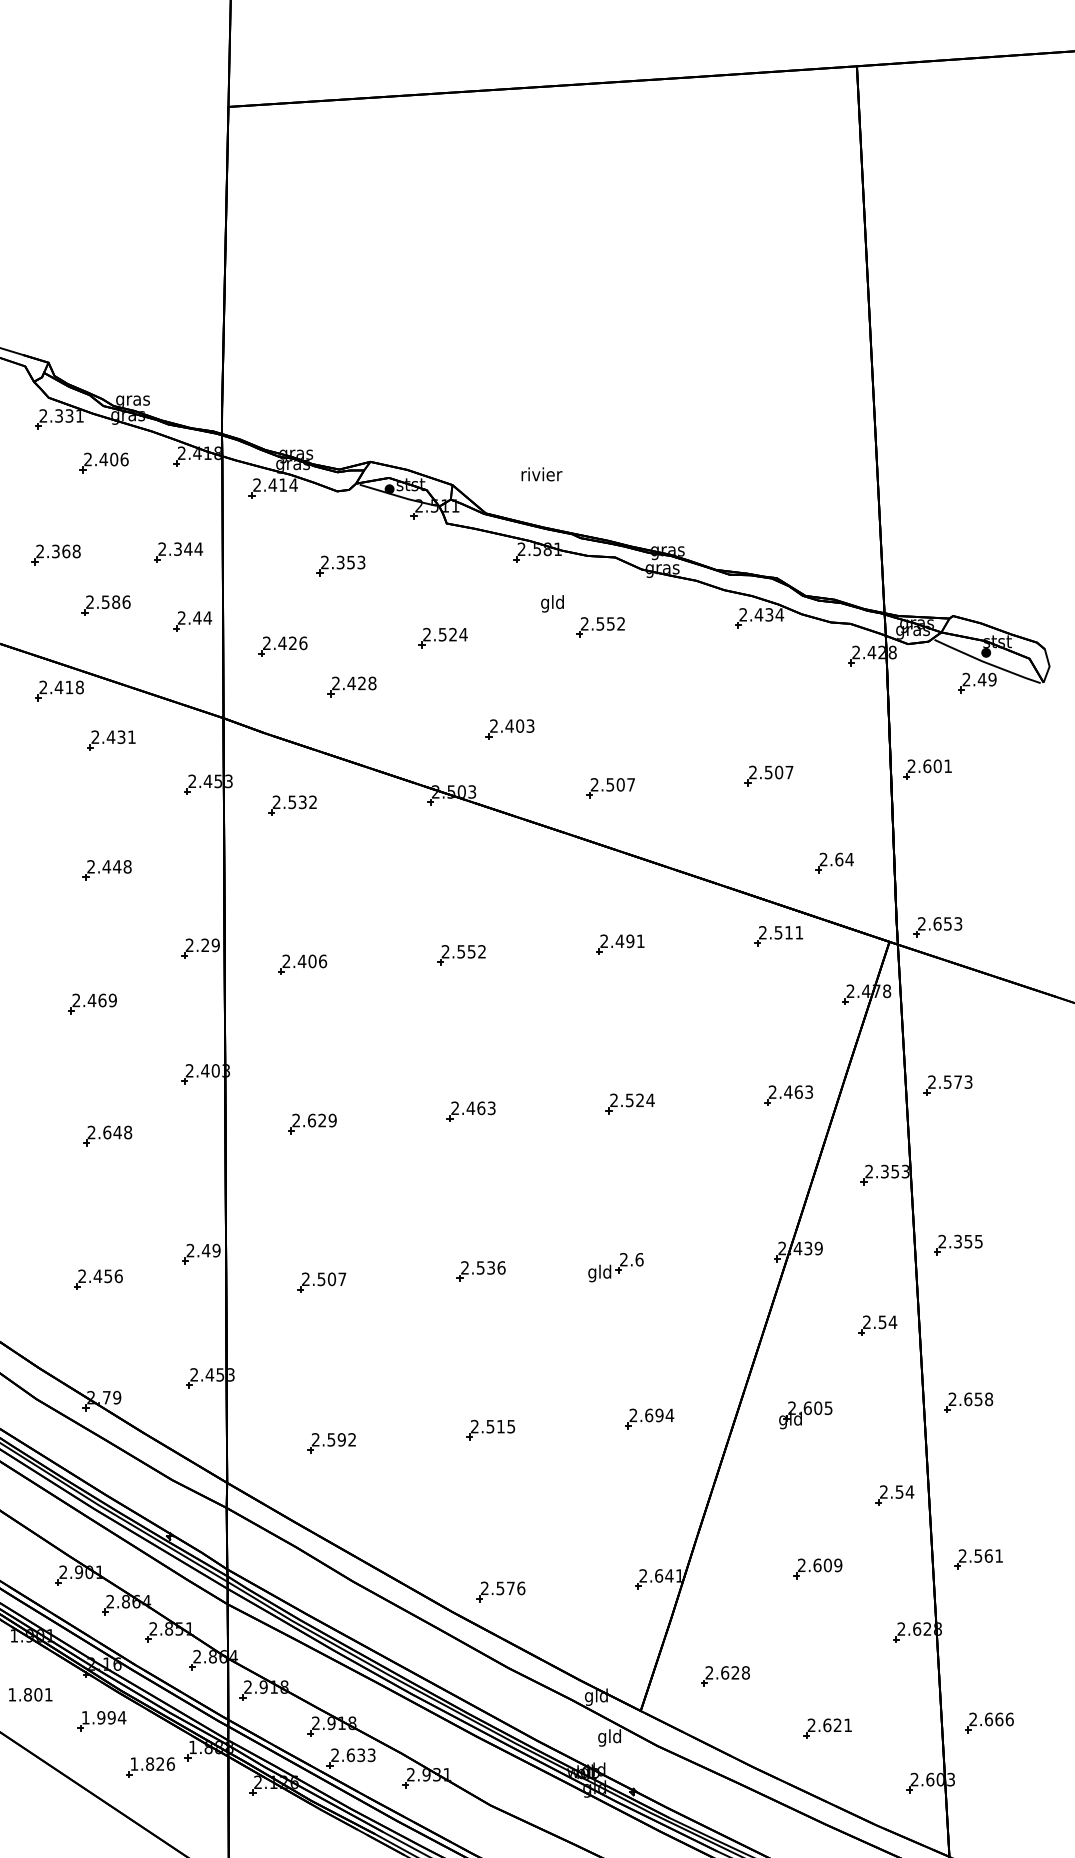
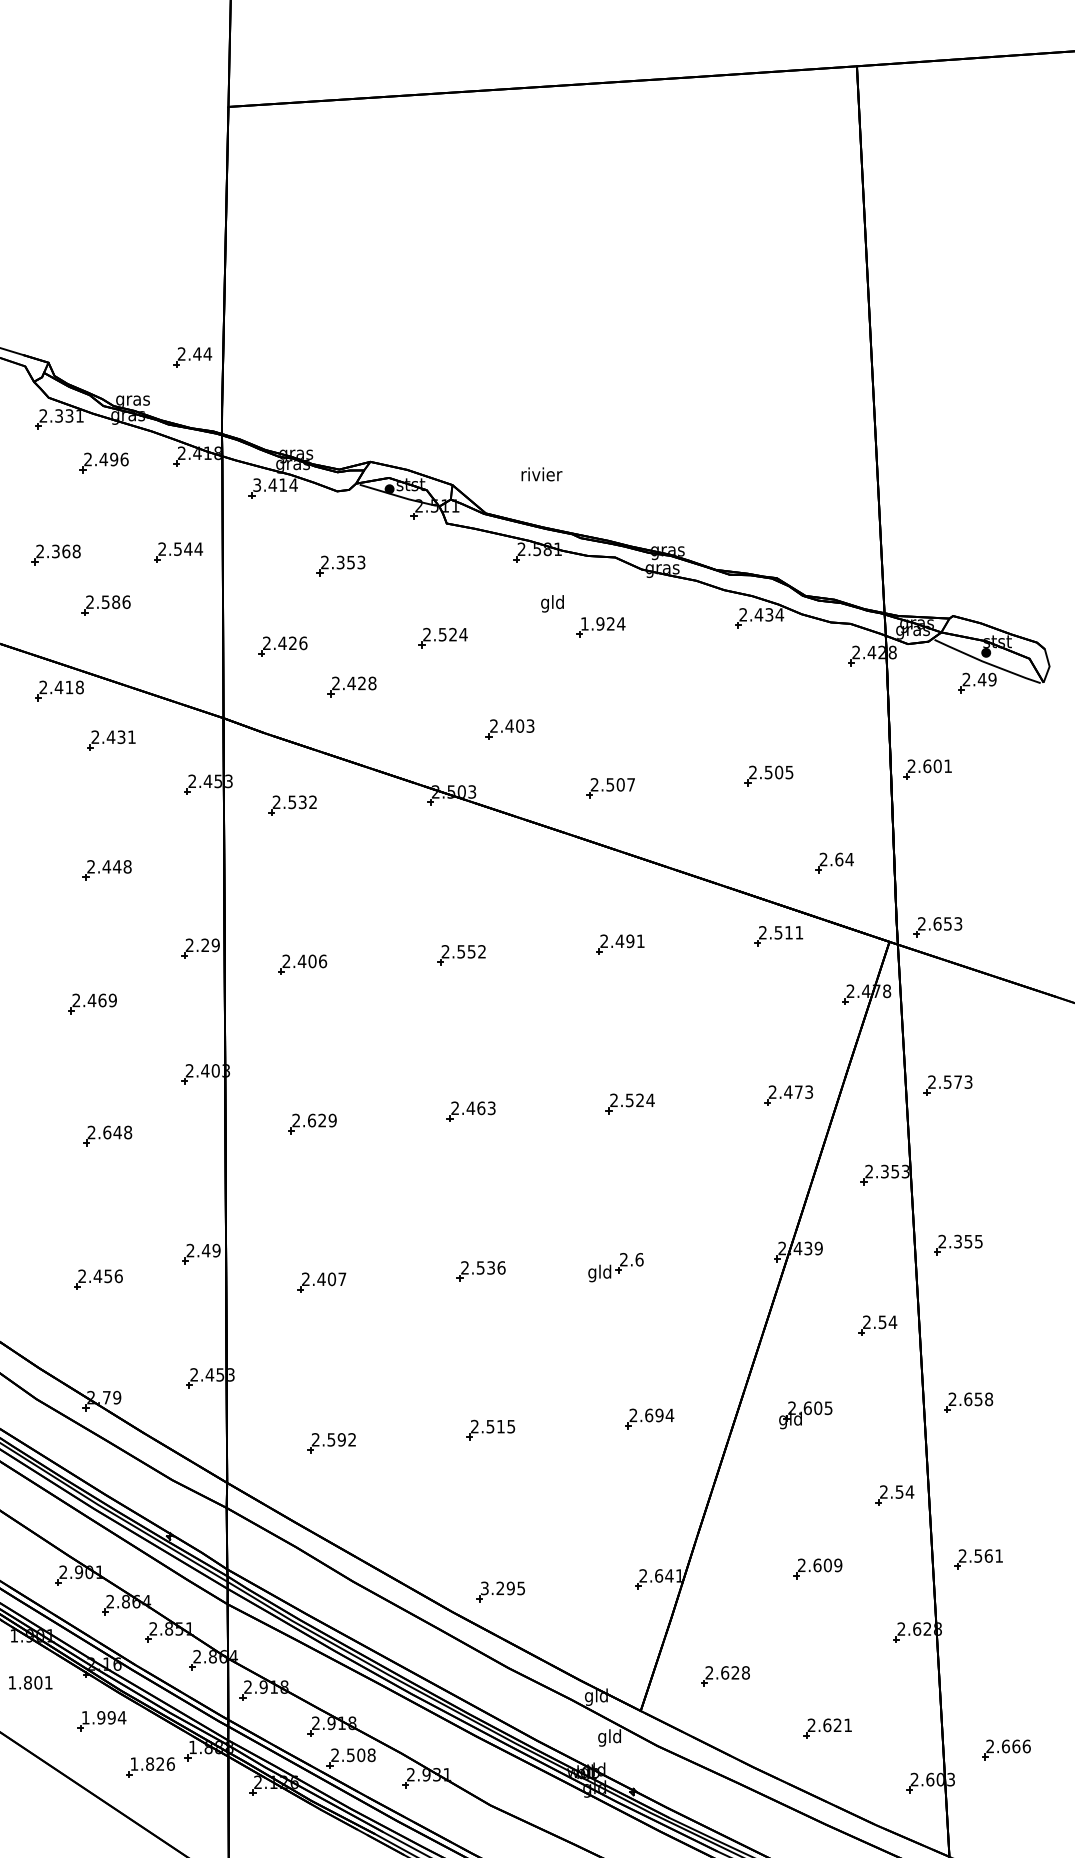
text: 2.406 -> 2.496 (114, 459)
text: 2.414 -> 3.414 (257, 485)
text: 2.344 -> 2.544 (177, 548)
part position: (192, 621) -> (192, 357) (192, 357)
text: 2.552 -> 1.924 (602, 623)
text: 2.507 -> 2.505 (789, 772)
text: 2.463 -> 2.473 (798, 1091)
text: 2.507 -> 2.407 (321, 1279)
text: 2.576 -> 3.295 (503, 1588)
text position: (30, 1694) -> (30, 1682) (30, 1682)
part position: (989, 1722) -> (1006, 1749) (1006, 1749)
text: 2.633 -> 2.508 (360, 1755)
